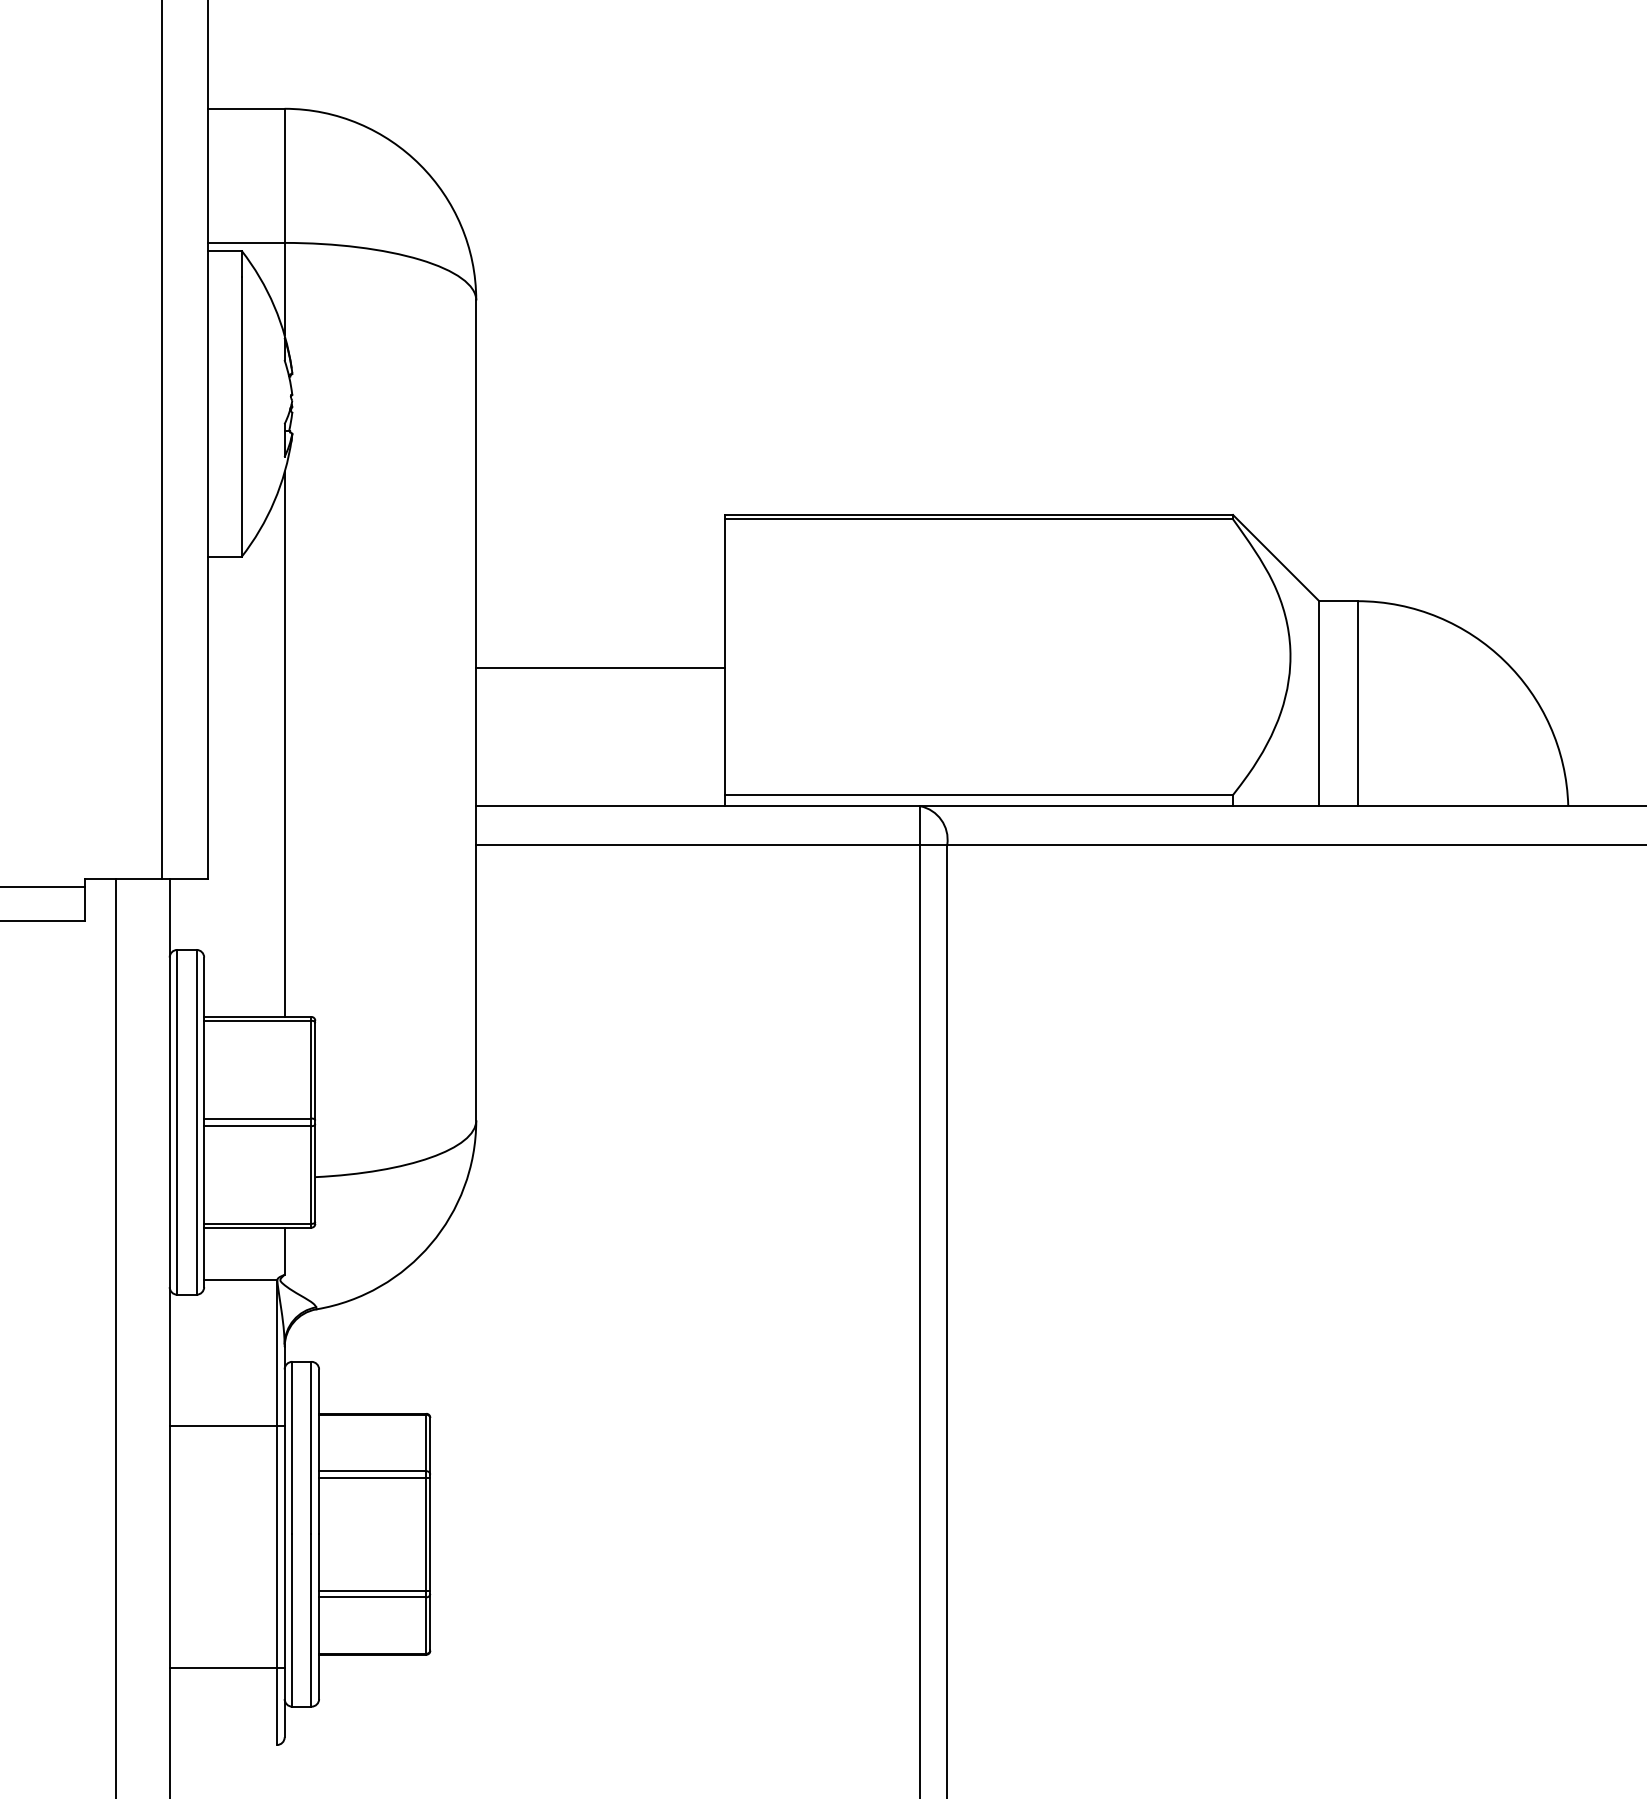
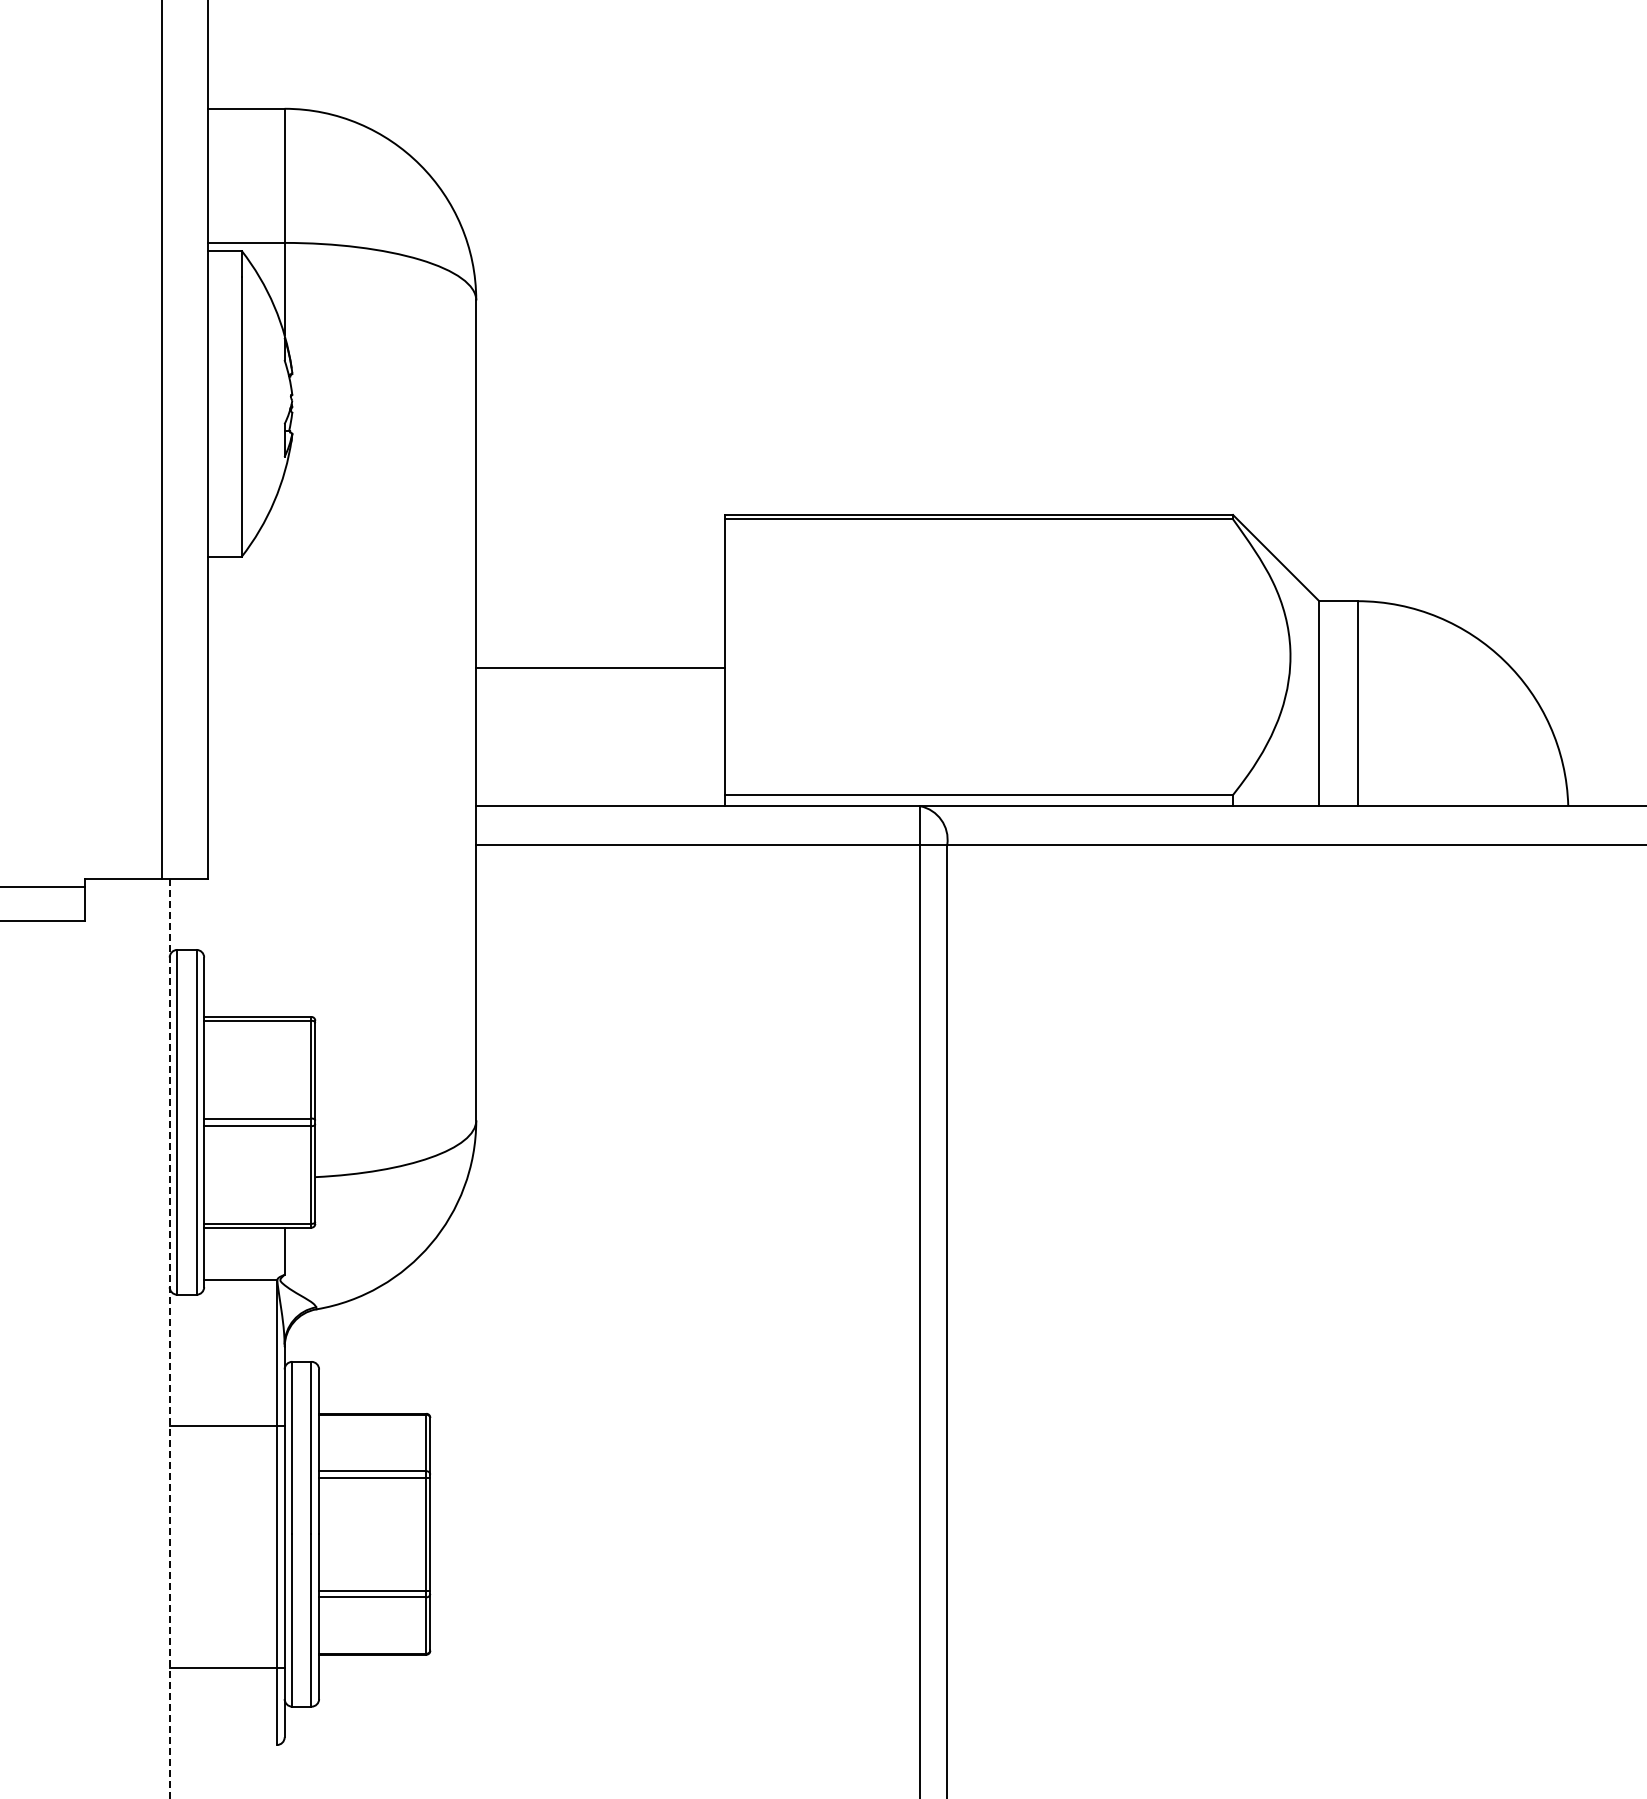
line: present -> none (284, 744)
line: present -> none (116, 1337)
line: solid -> dashed (169, 1338)
